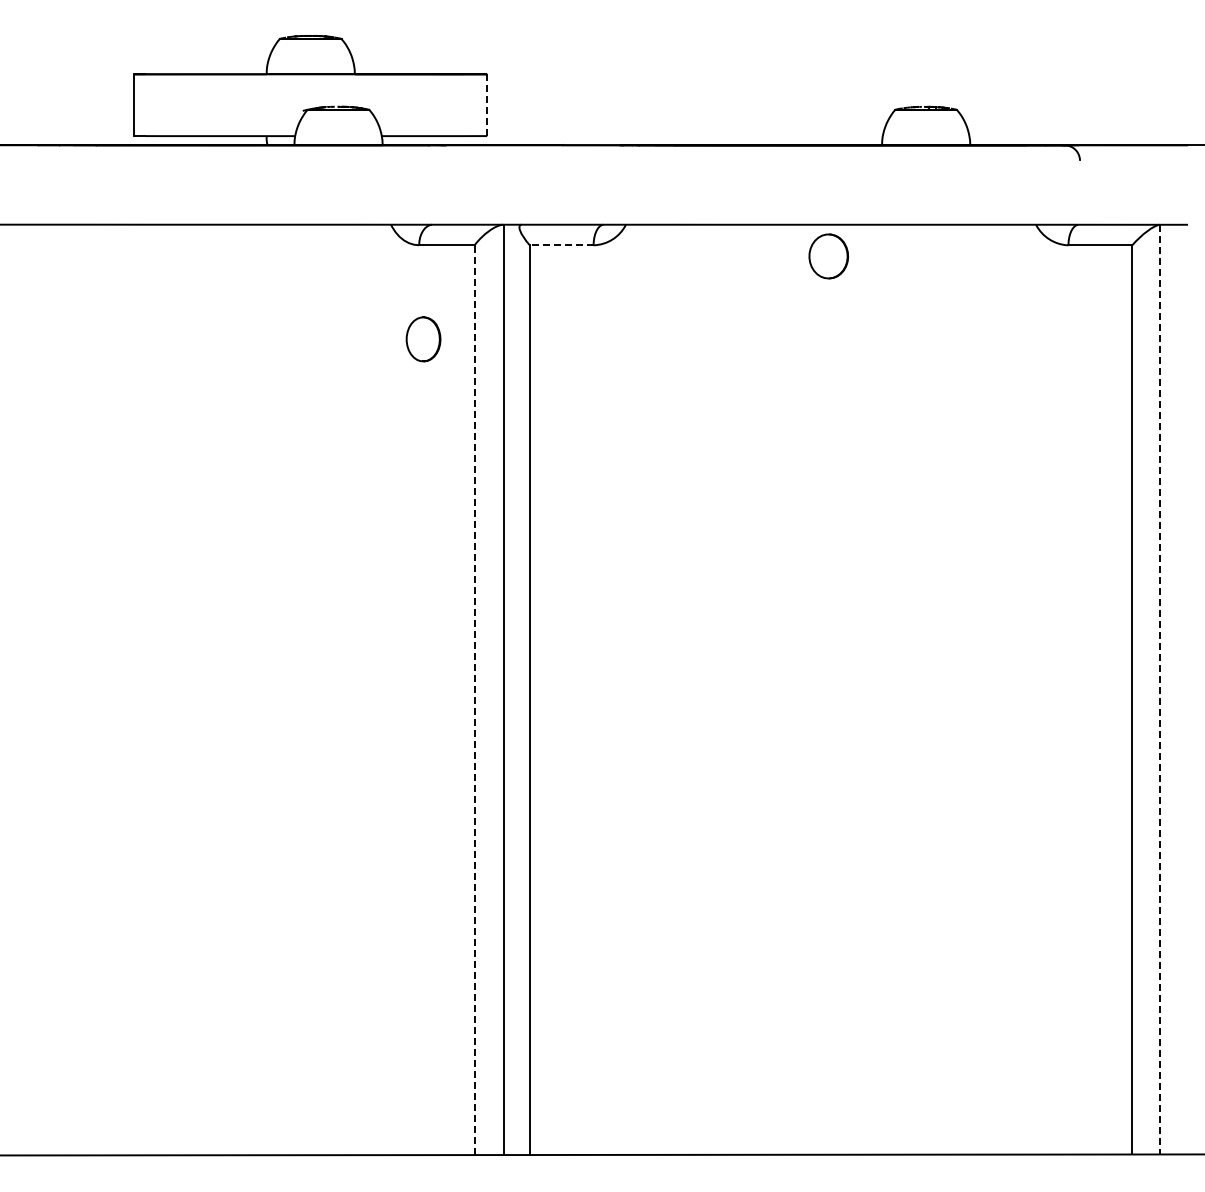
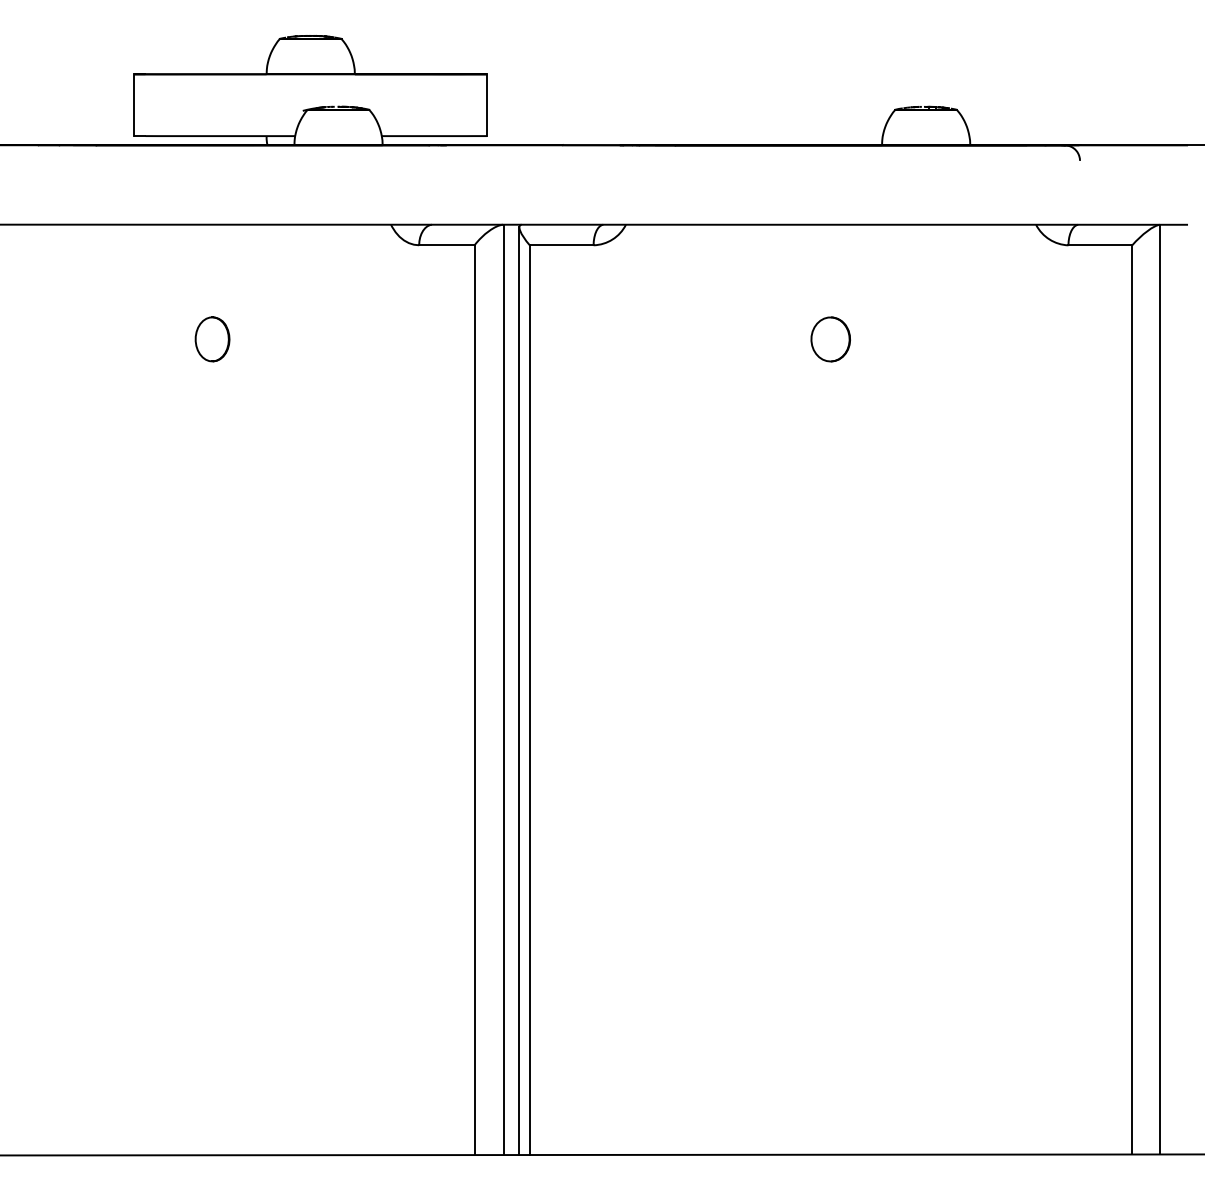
line: dashed -> solid (487, 105)
line: dashed -> solid (561, 245)
part position: (828, 256) -> (830, 339) (830, 339)
part position: (423, 339) -> (212, 339) (212, 339)
line: dashed -> solid (1160, 689)
line: none -> present (519, 691)
line: dashed -> solid (474, 700)
